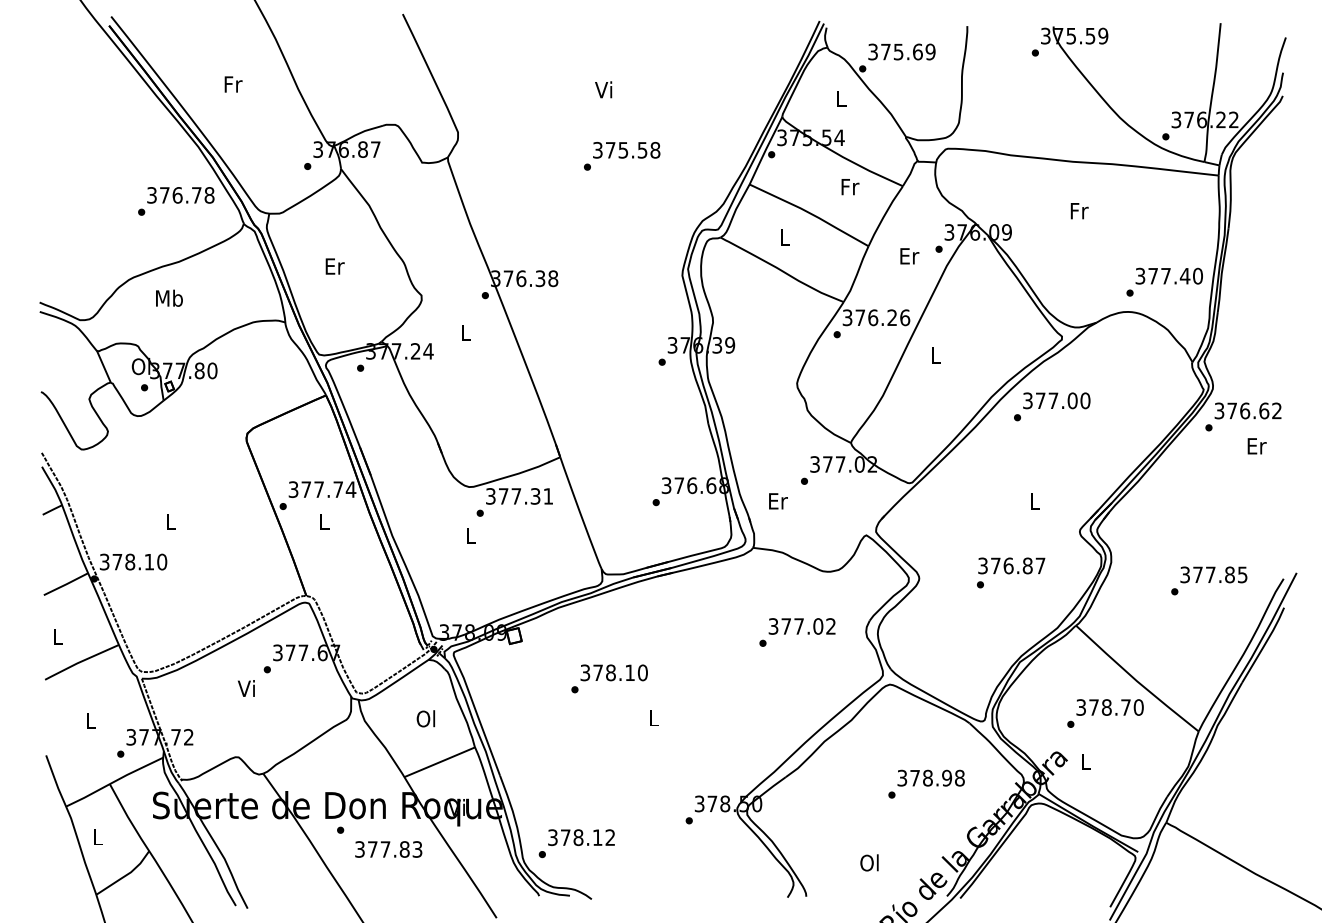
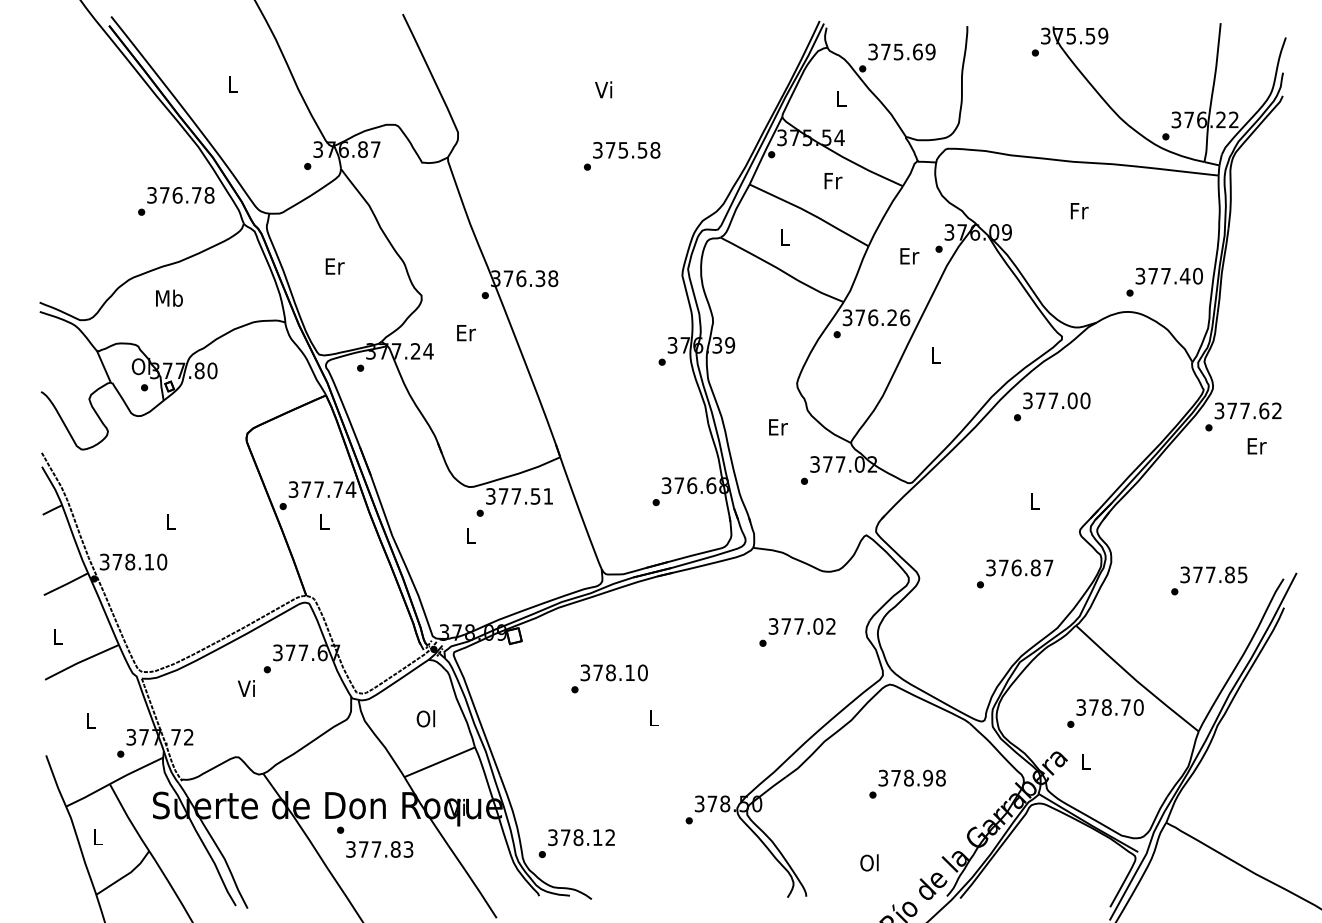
text: Fr -> L (233, 84)
text position: (850, 187) -> (833, 181) (833, 181)
text: L -> Er (466, 333)
text: 376.62 -> 377.62 (1245, 410)
text: 377.31 -> 377.51 (535, 495)
text position: (778, 501) -> (778, 427) (778, 427)
text position: (1011, 565) -> (1019, 567) (1019, 567)
text position: (926, 783) -> (907, 783) (907, 783)
text position: (388, 849) -> (379, 849) (379, 849)
